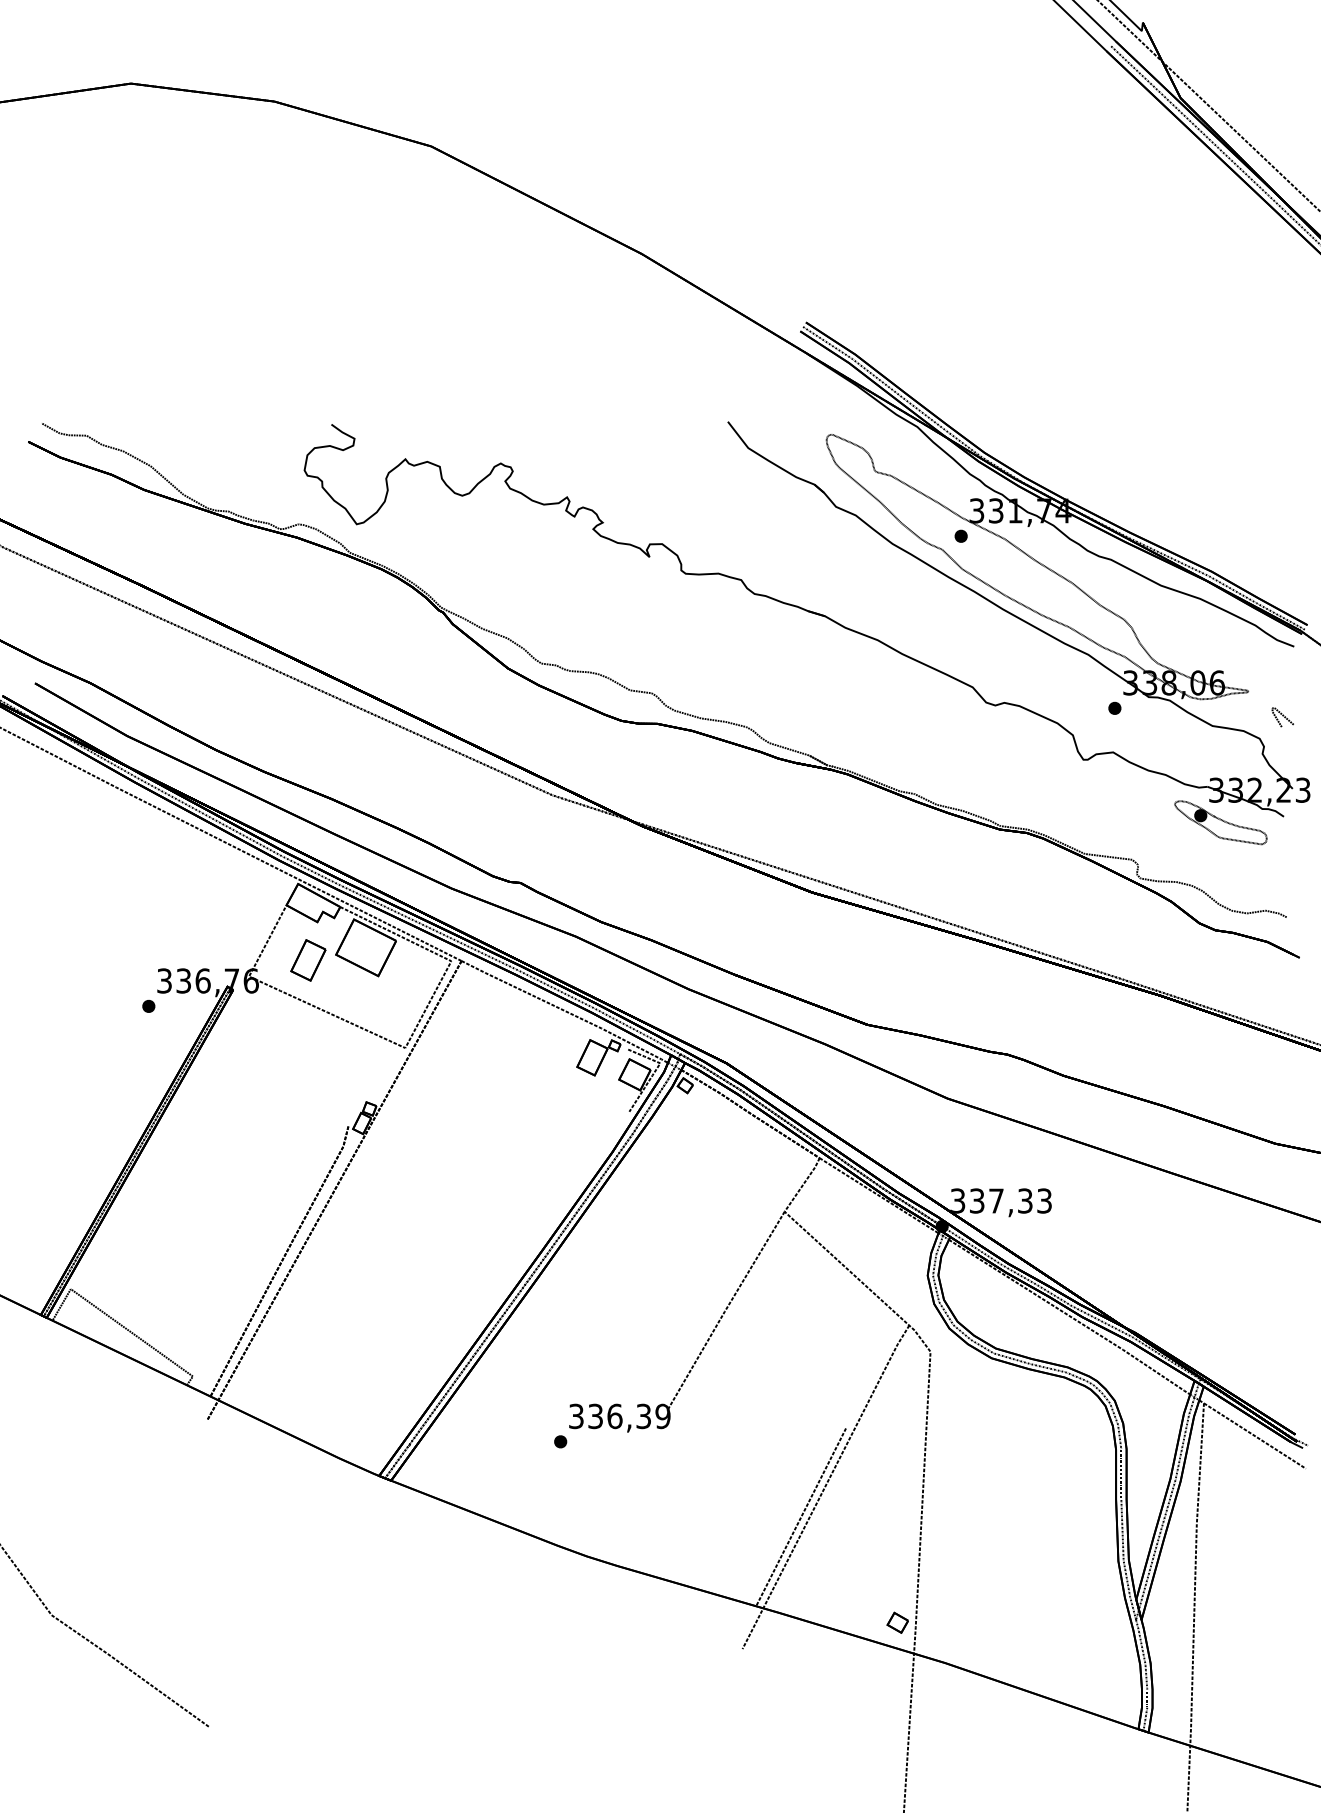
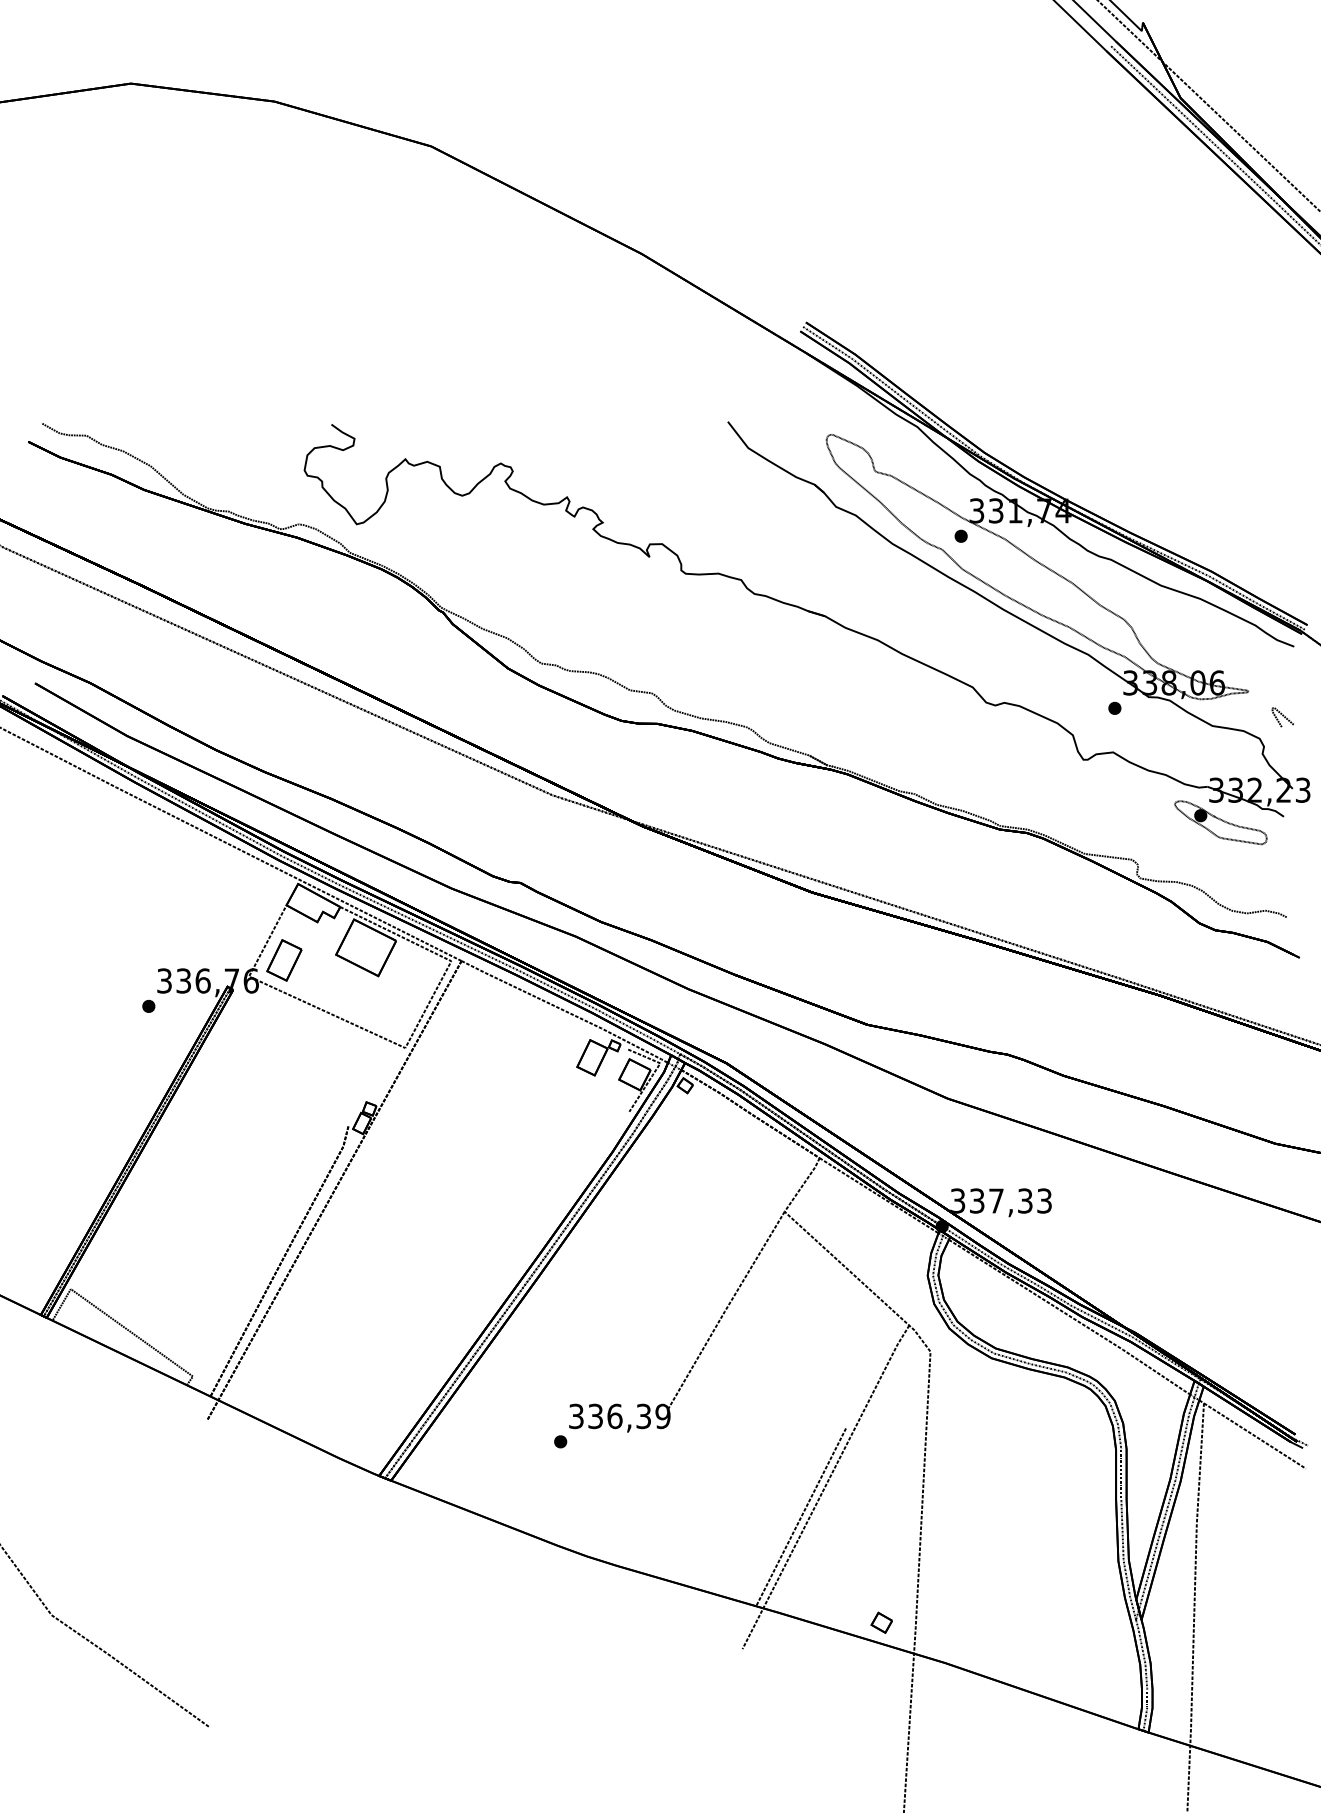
part position: (308, 960) -> (284, 960) (284, 960)
part position: (897, 1622) -> (881, 1622) (881, 1622)
